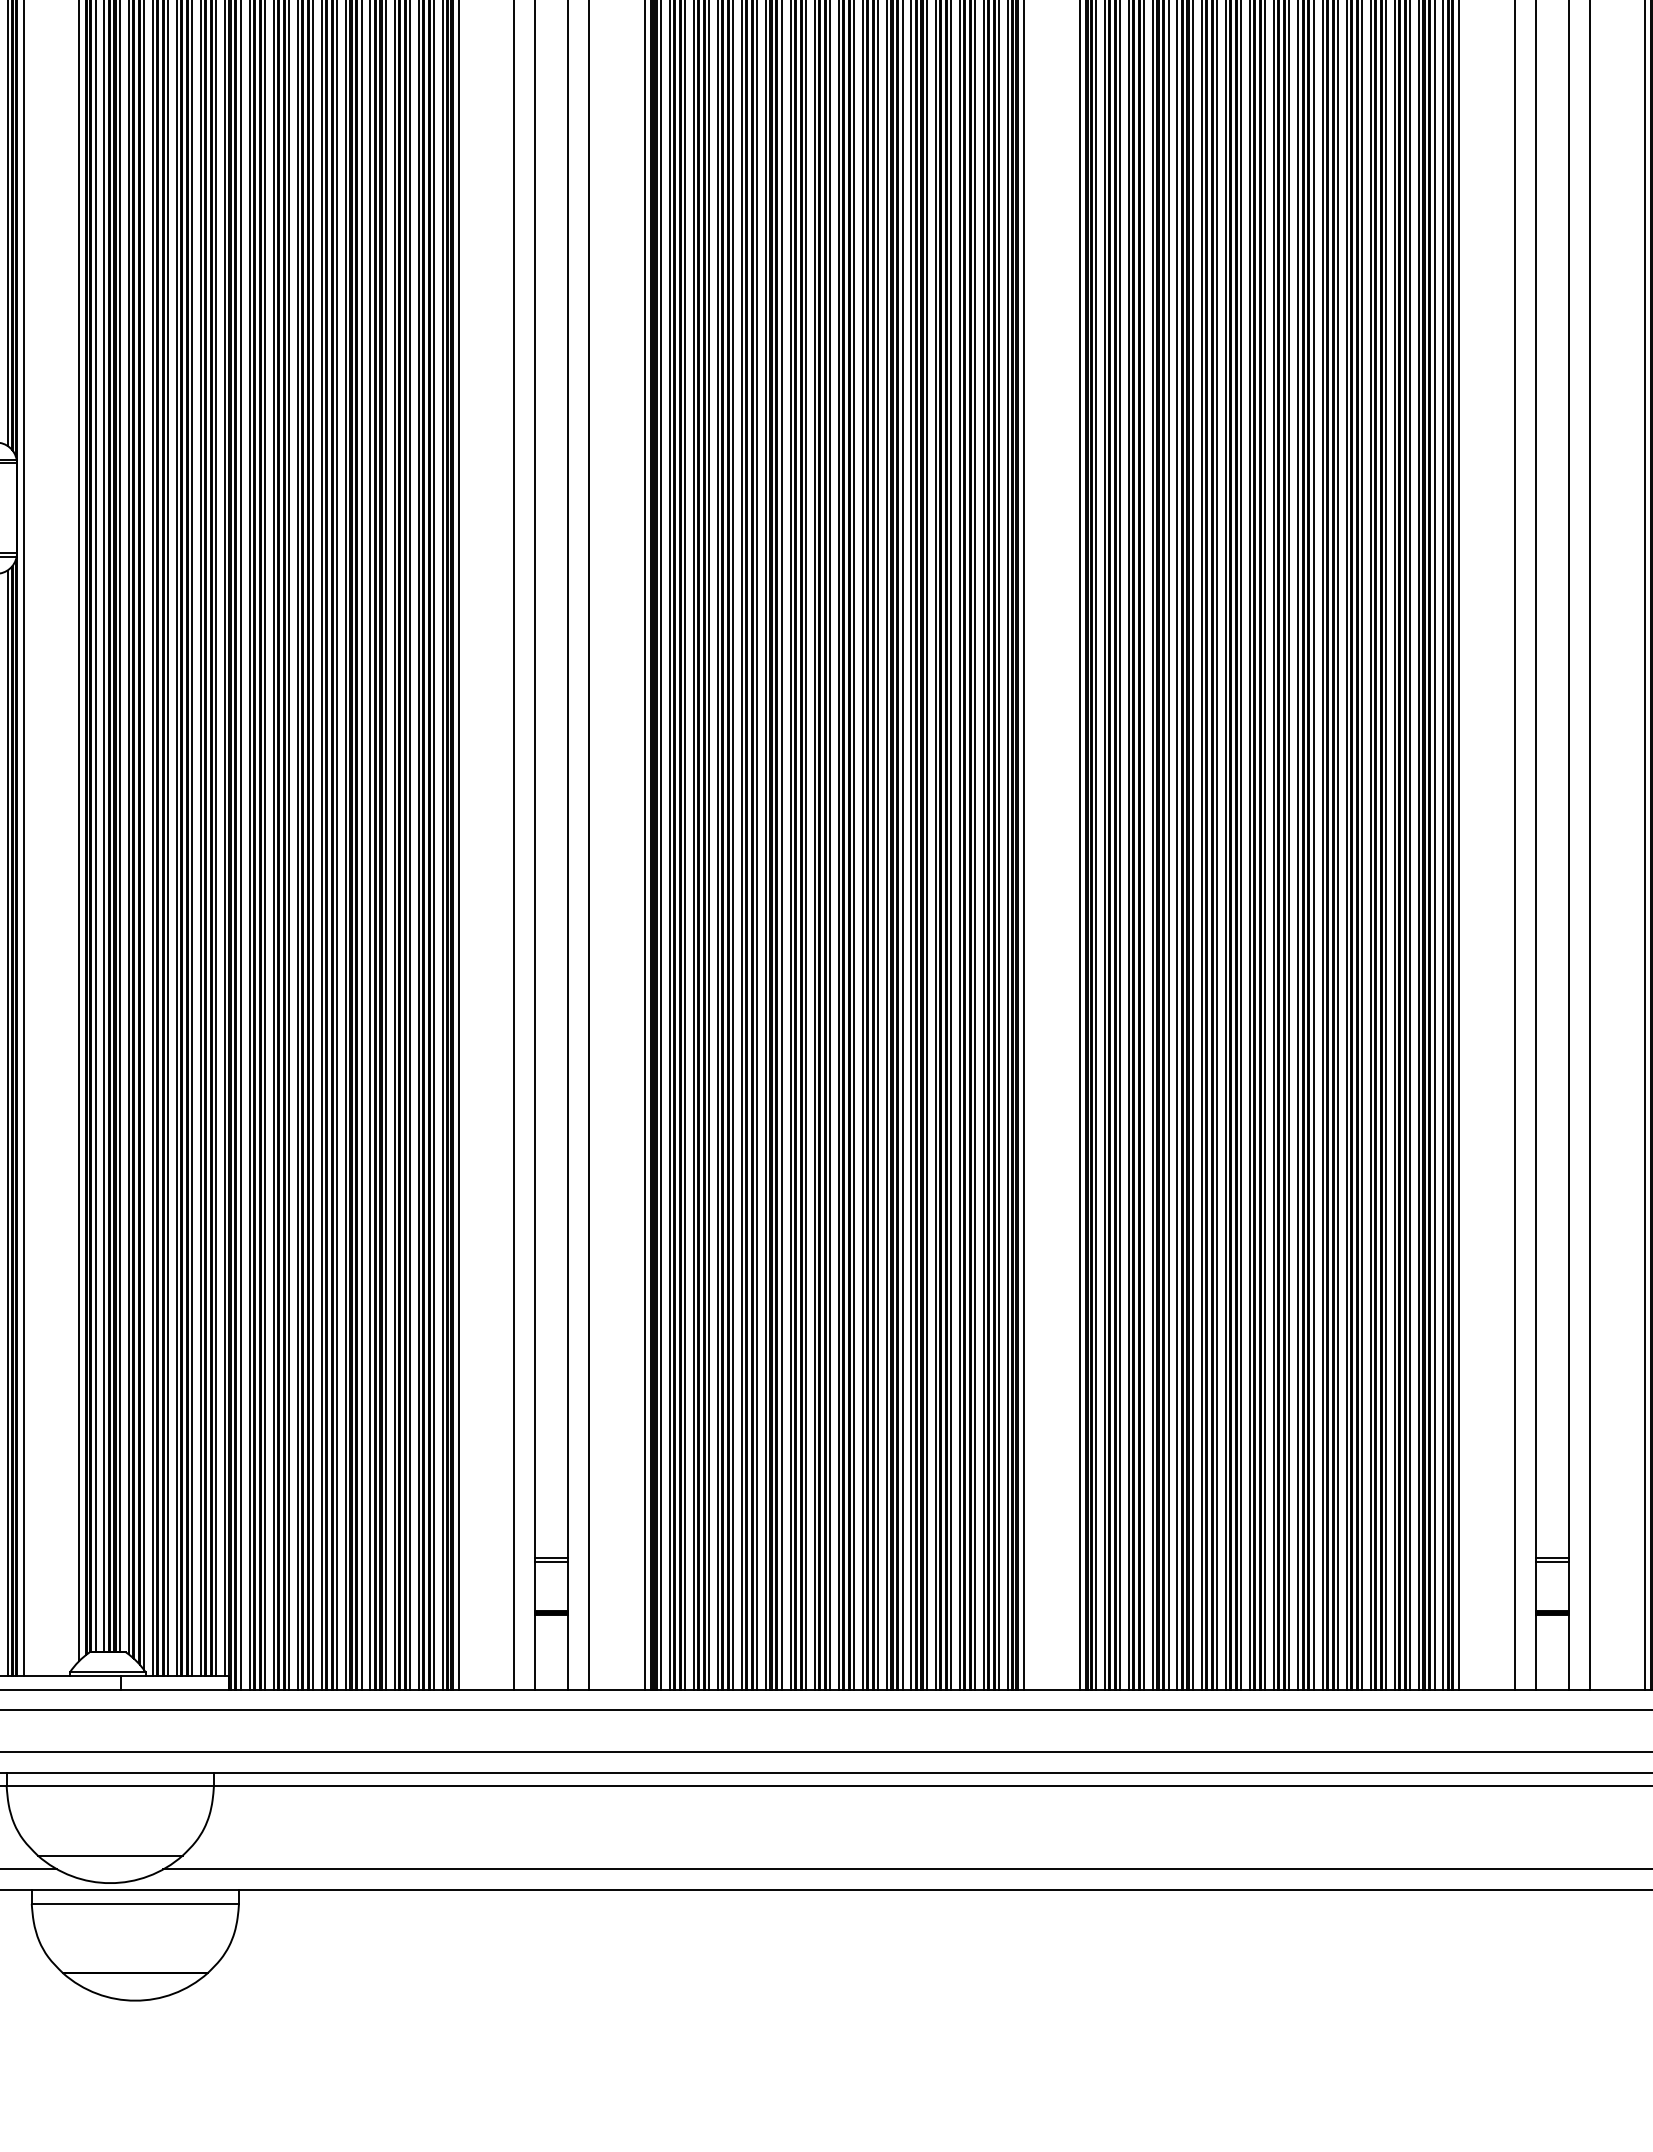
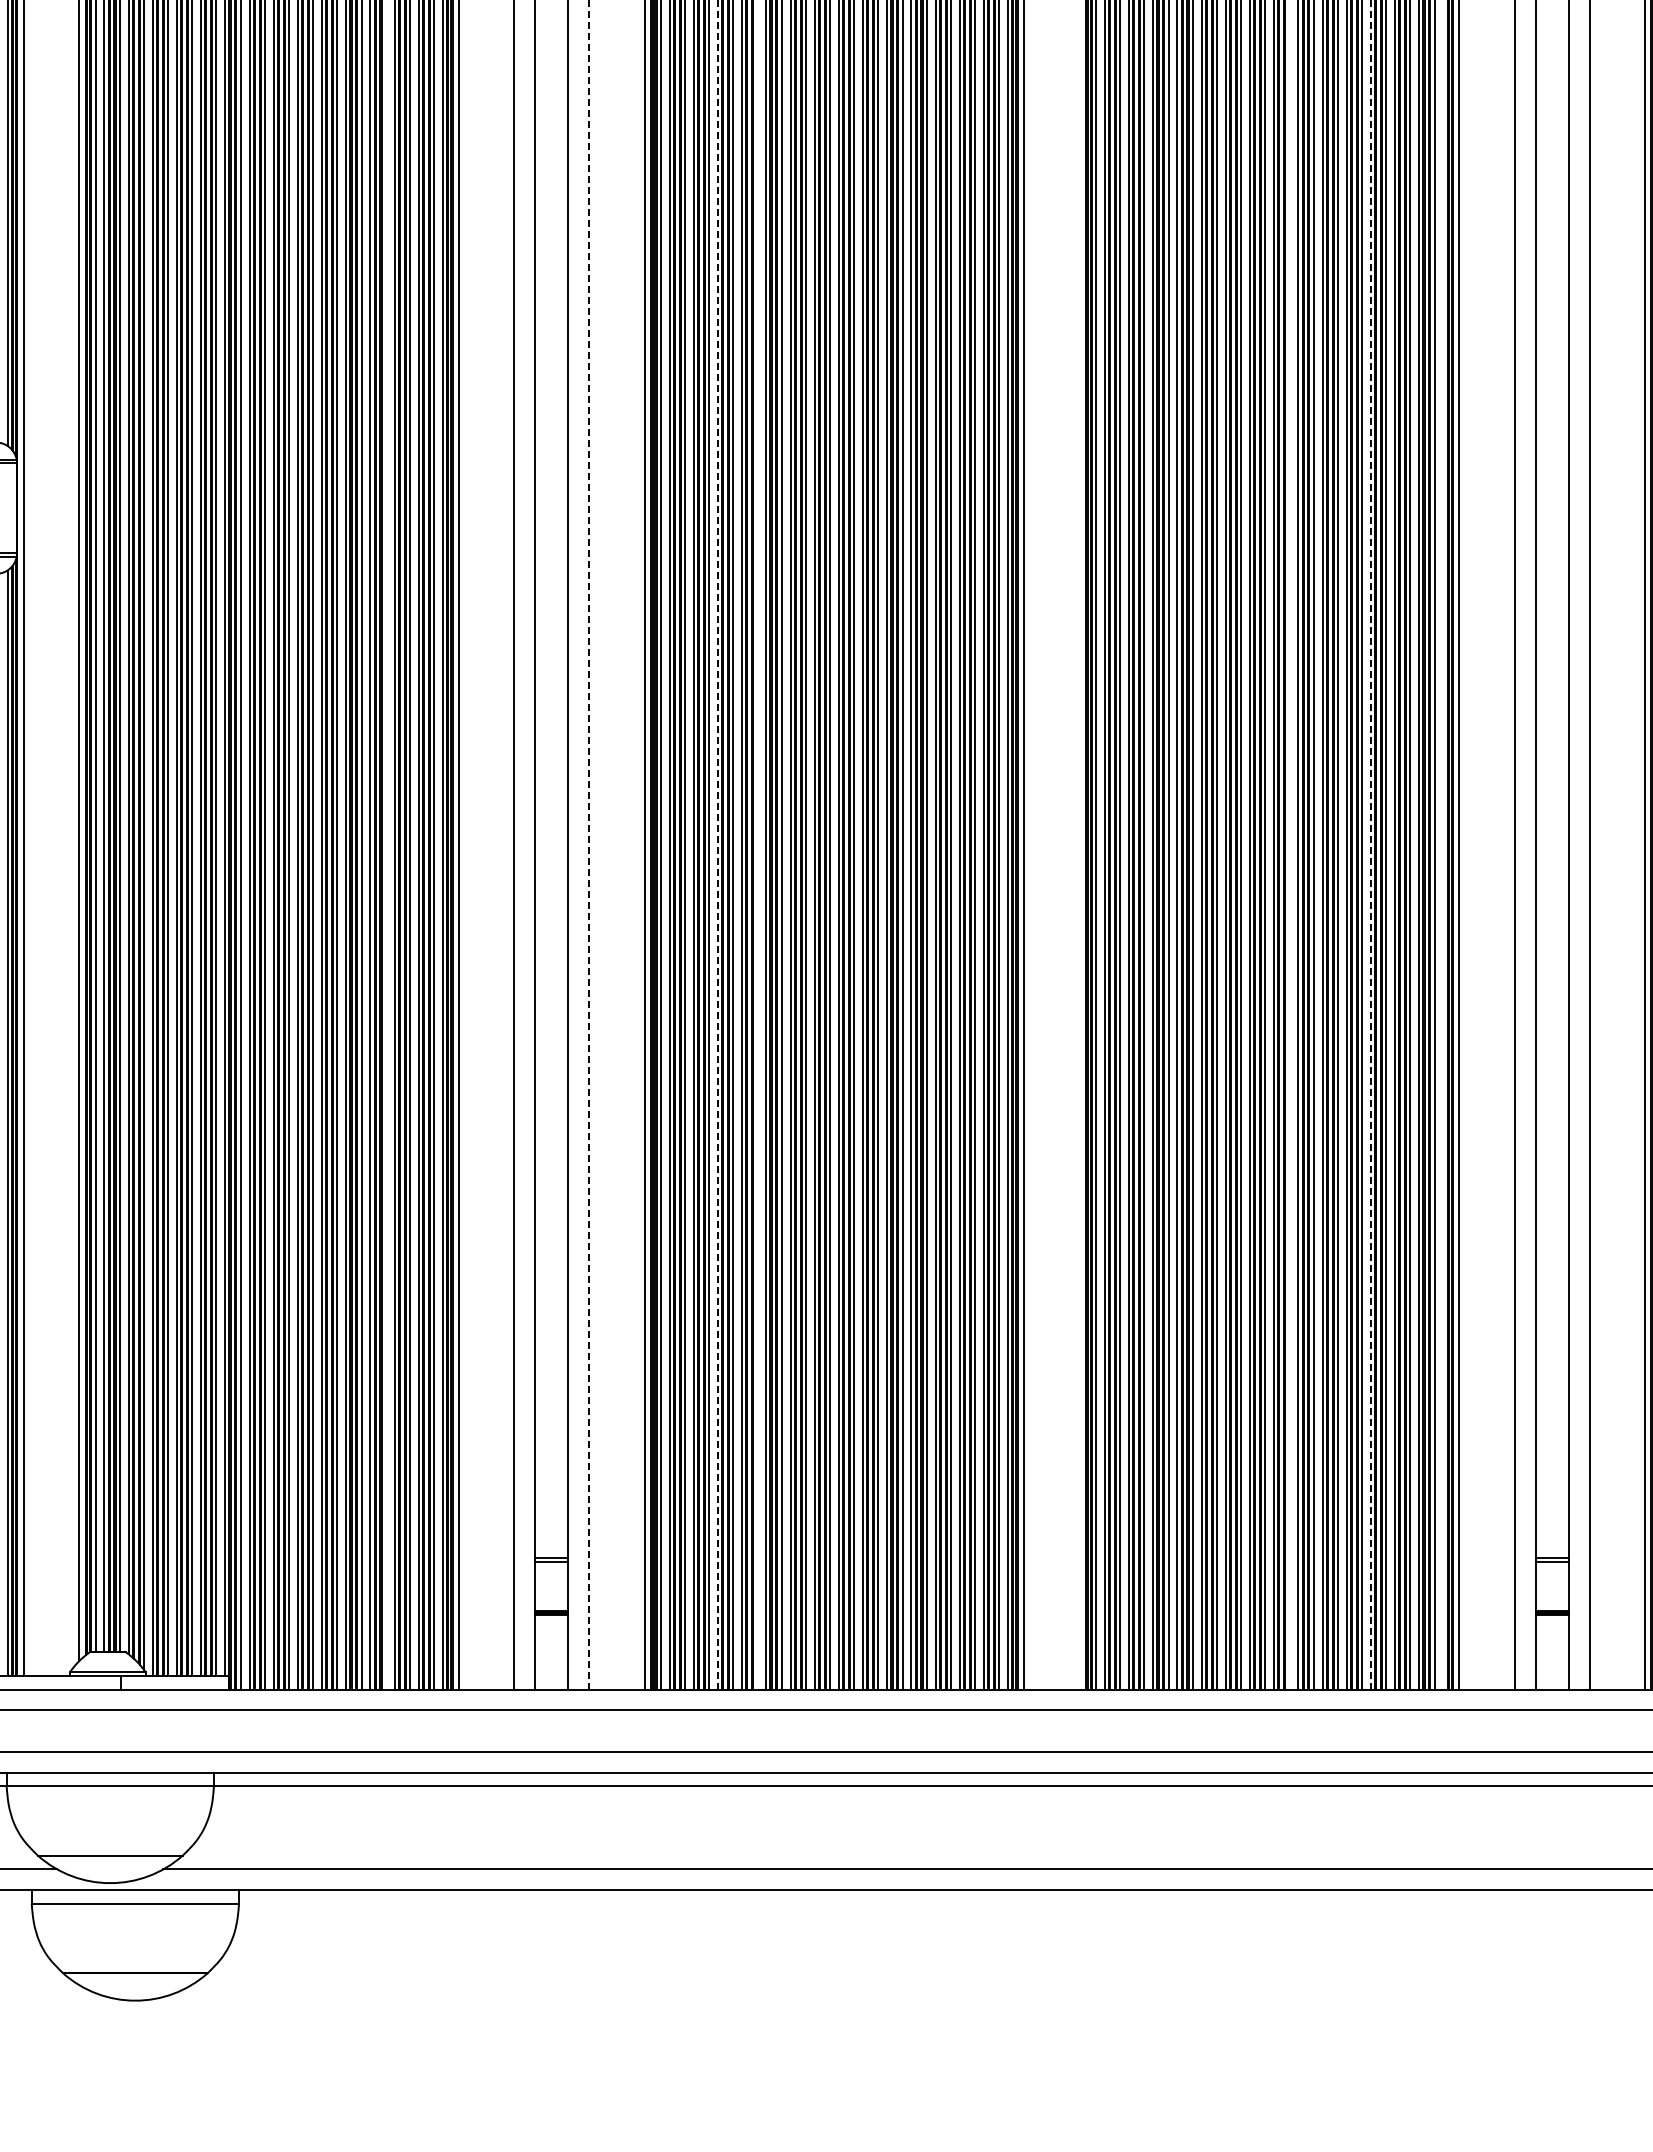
line: solid -> dashed (589, 844)
line: solid -> dashed (717, 844)
line: solid -> dashed (1370, 844)
line: present -> none (385, 845)
line: present -> none (757, 845)
line: present -> none (1079, 845)
line: present -> none (1289, 845)
line: present -> none (1443, 845)
